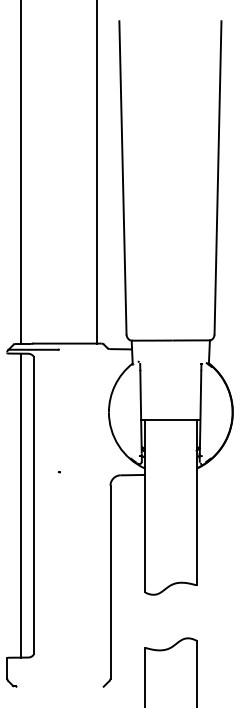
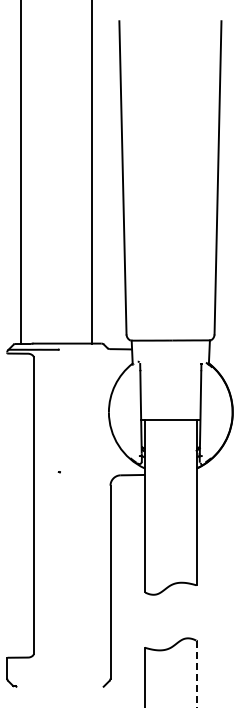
line position: (96, 172) -> (91, 172) (91, 172)
line: present -> none (21, 505)
line: solid -> dashed (196, 673)
